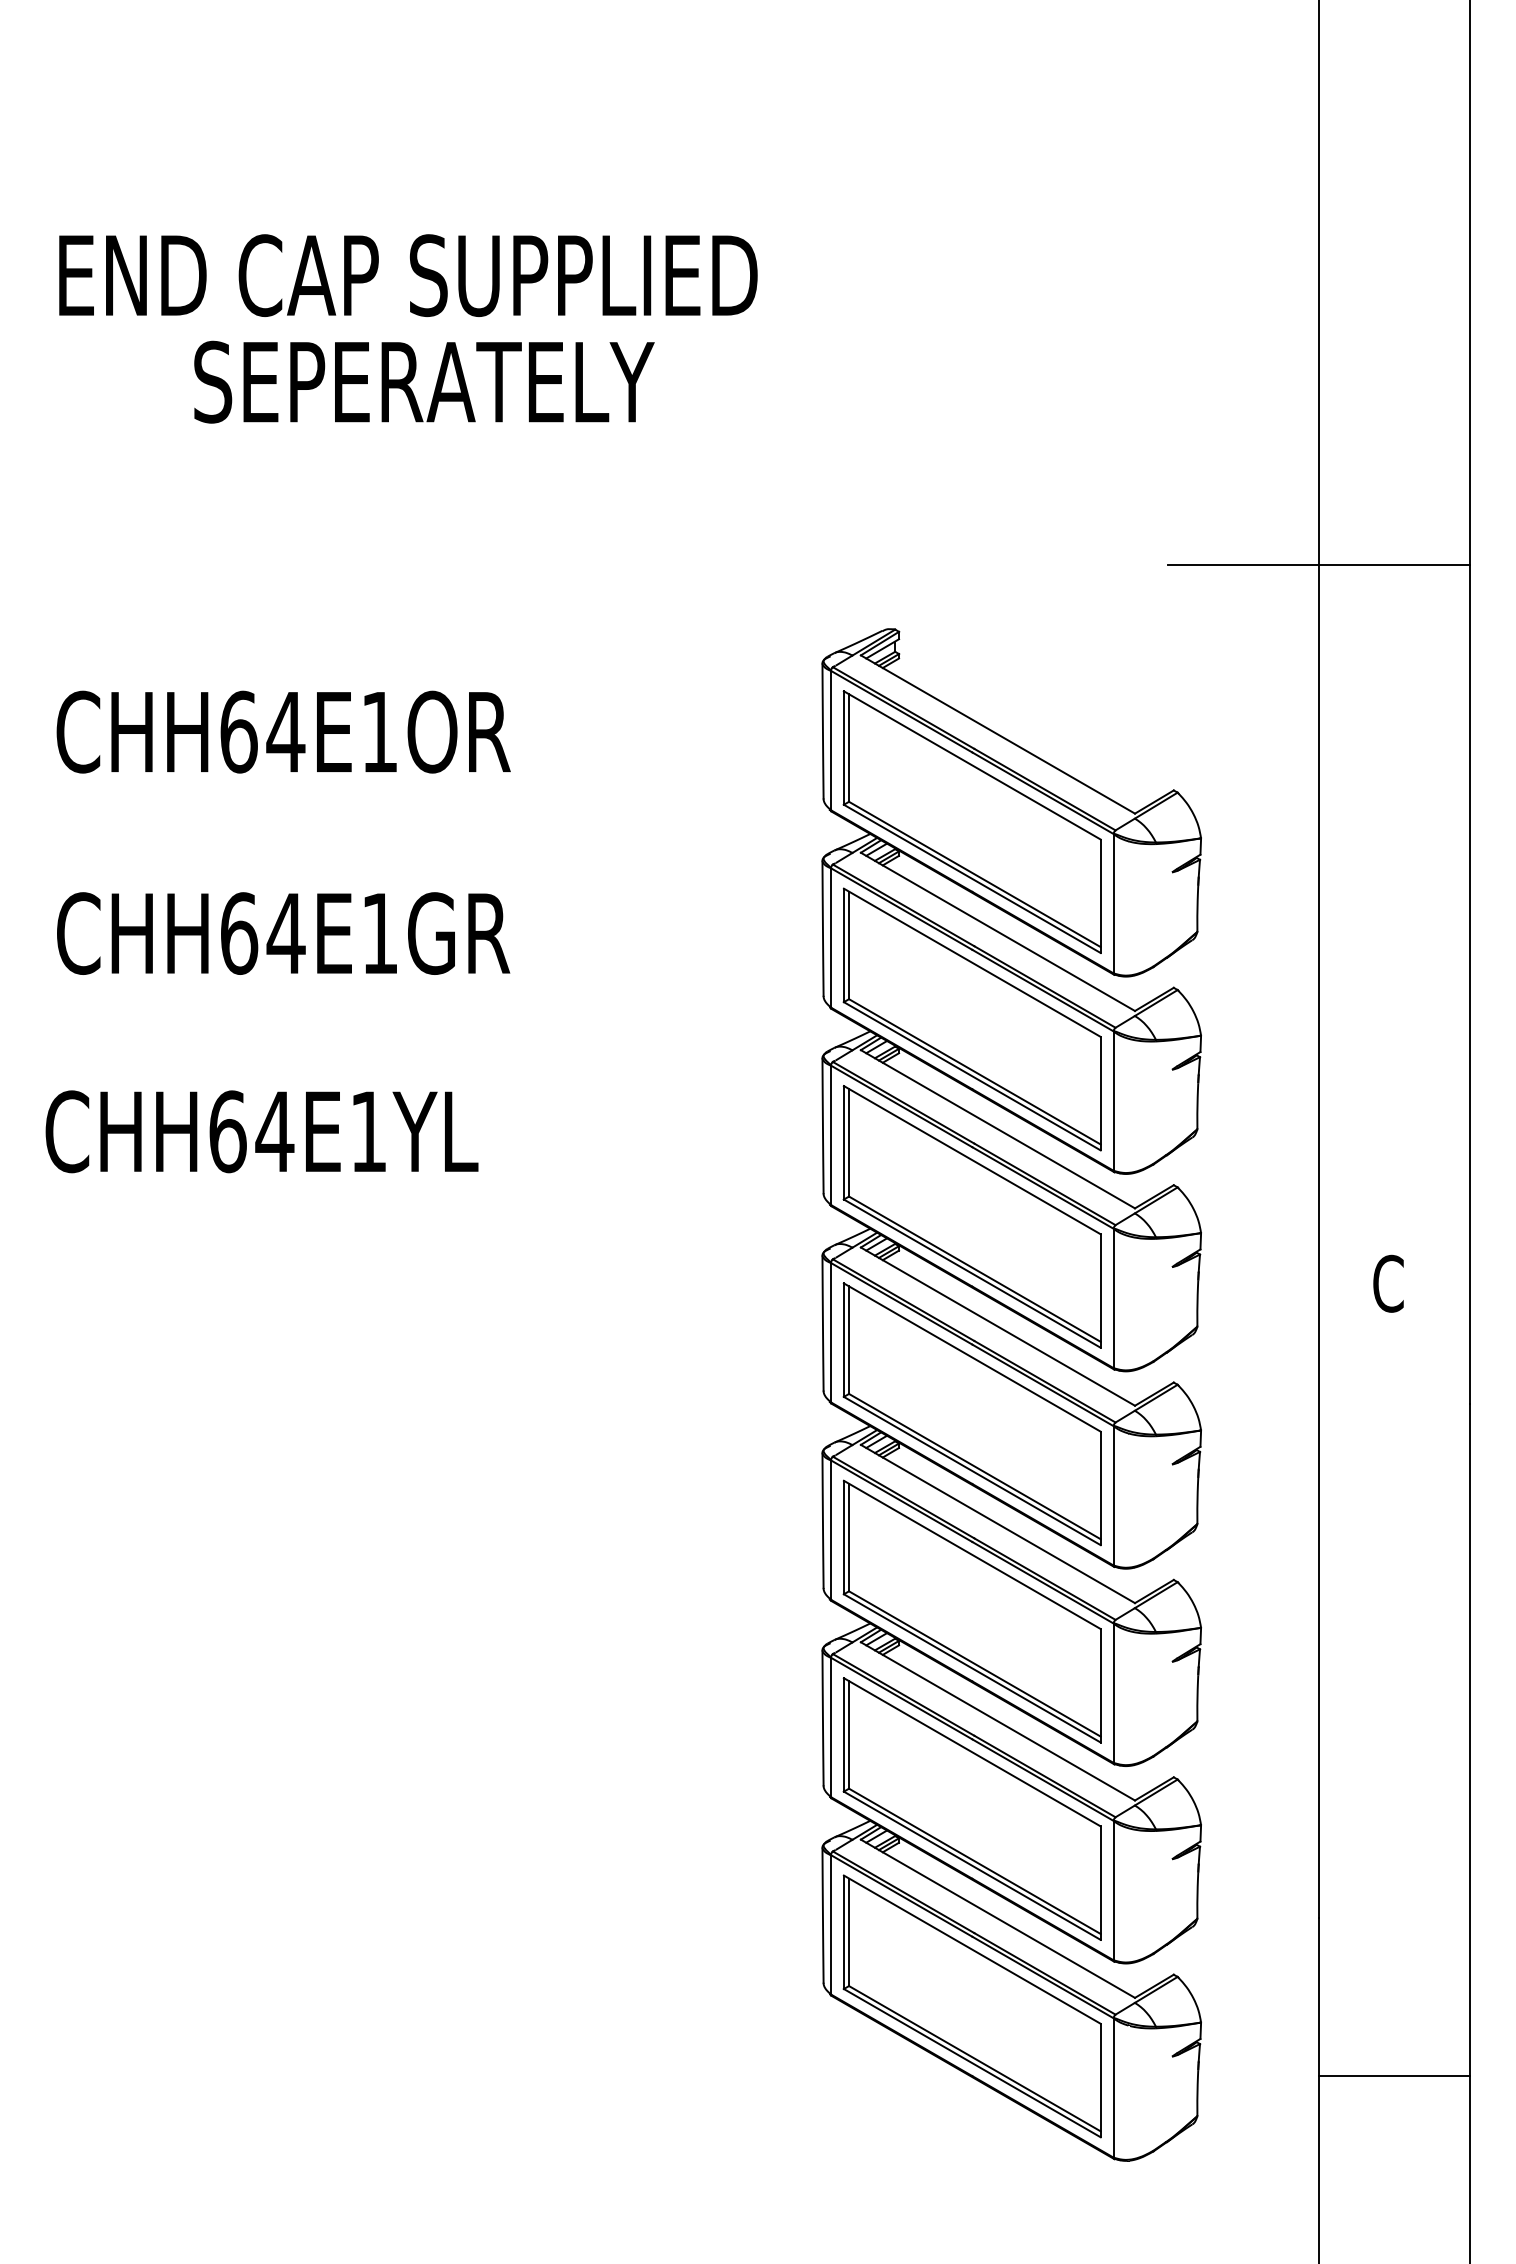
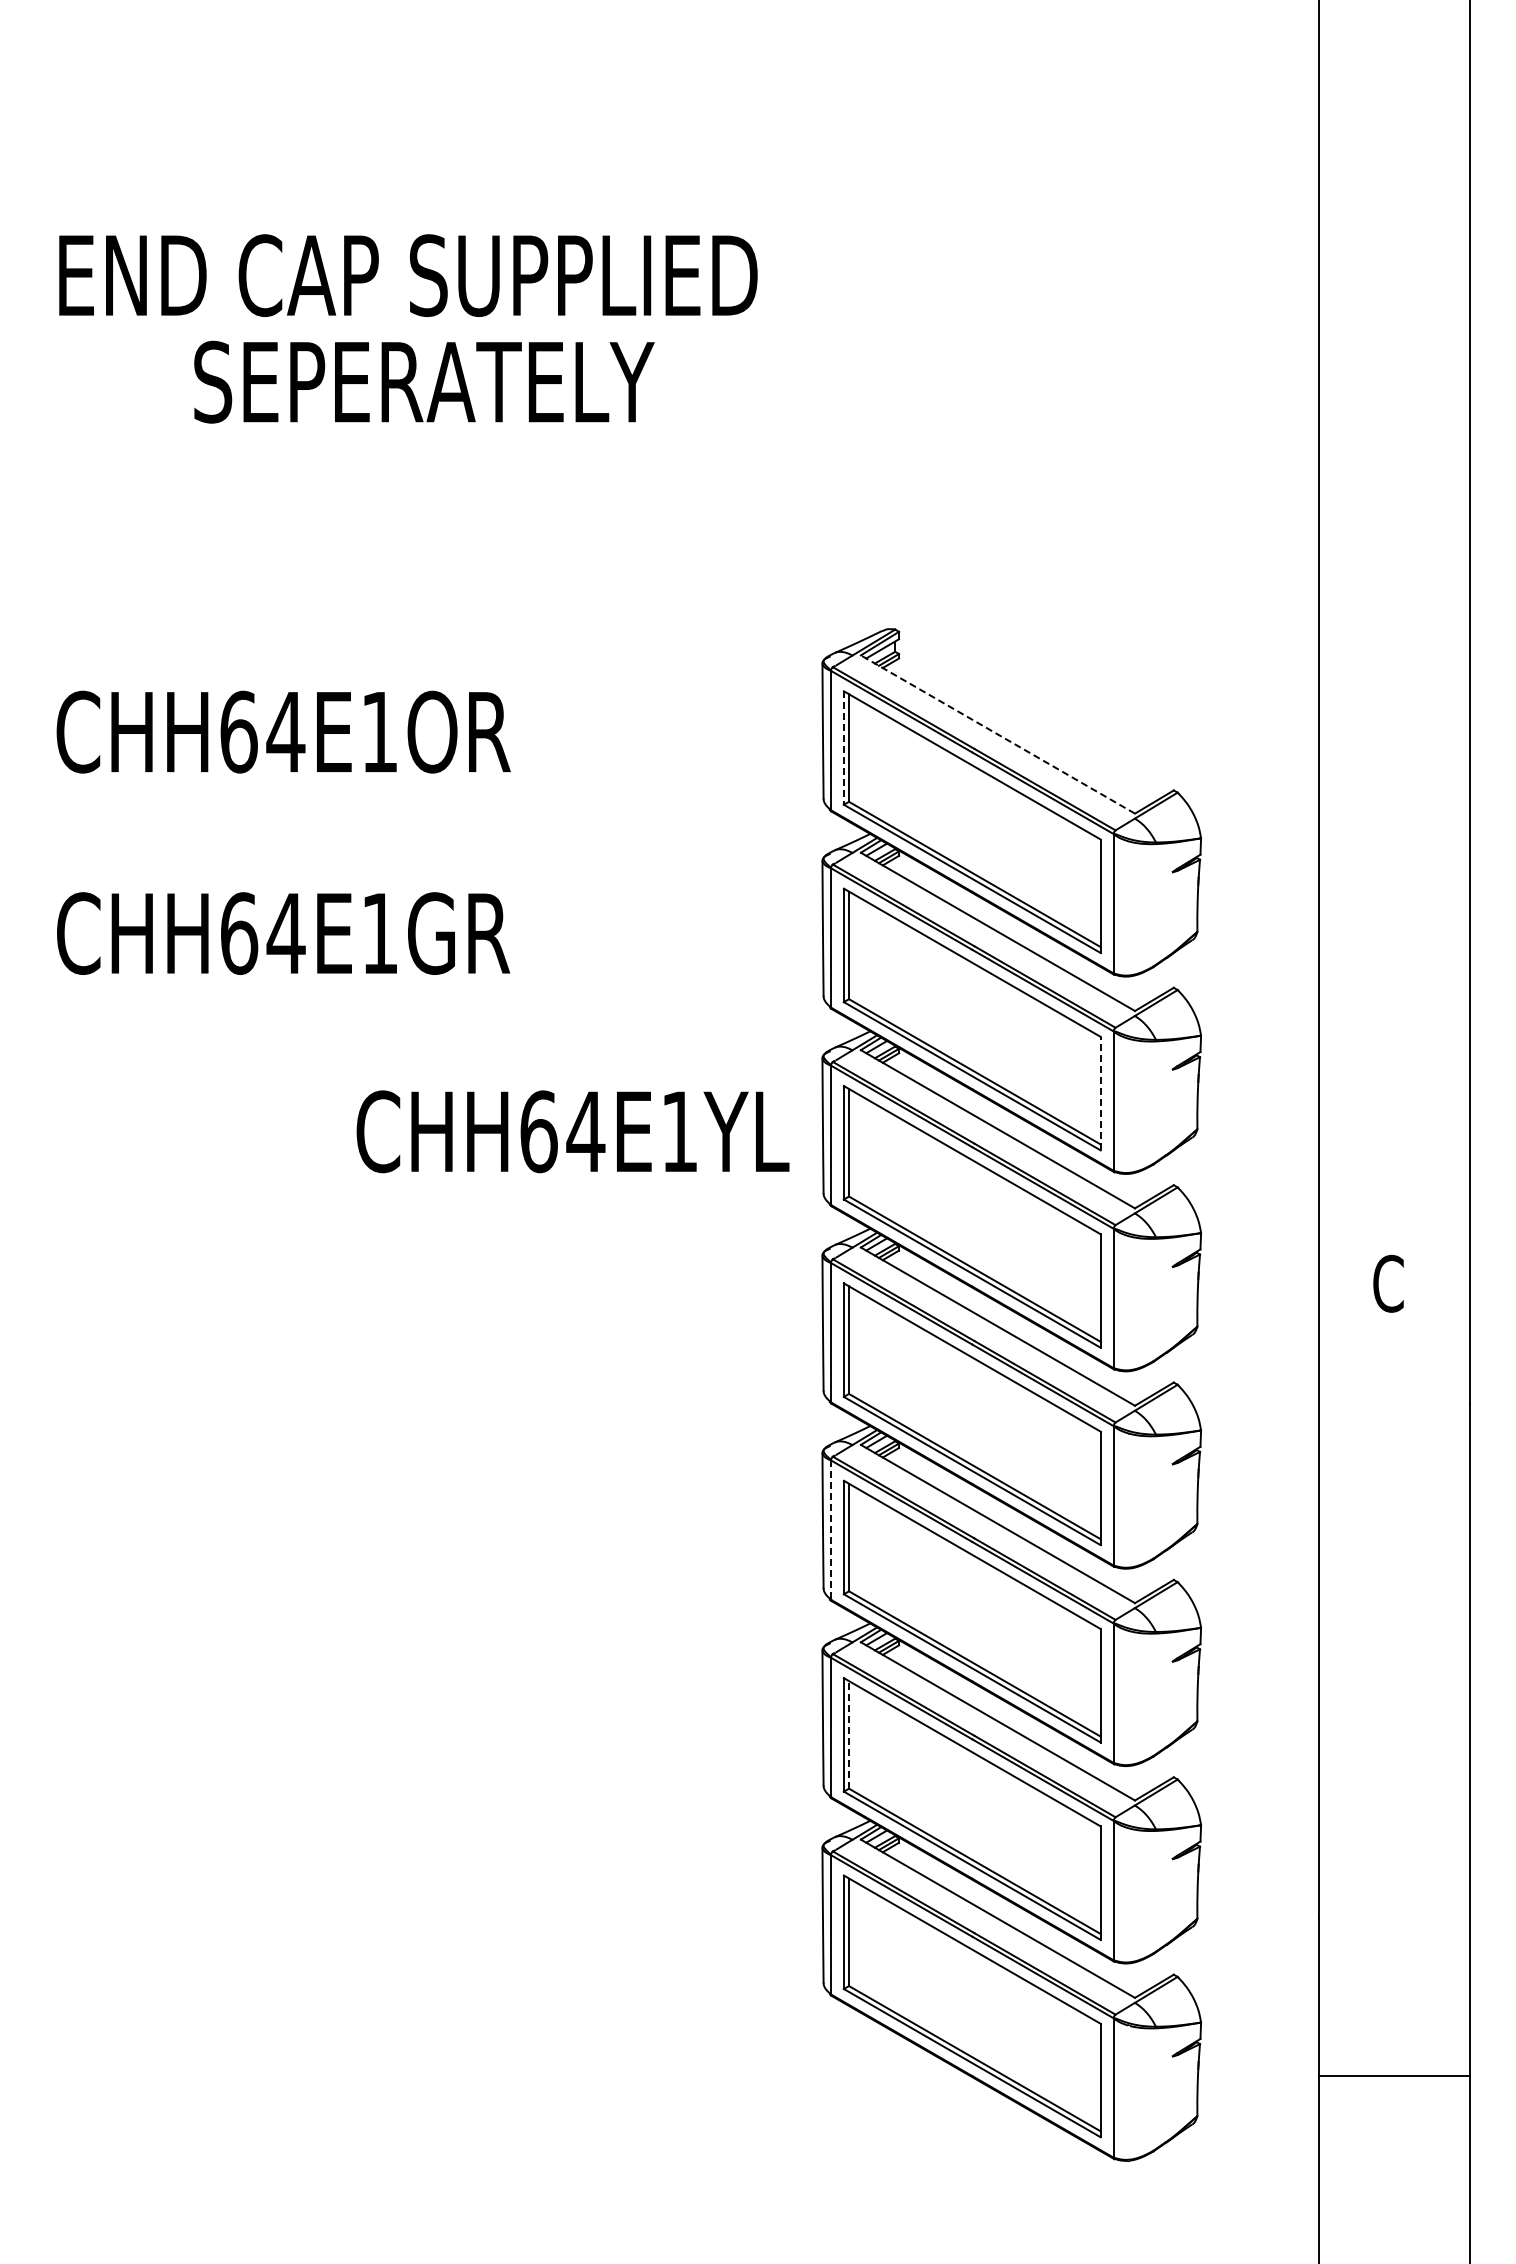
line: present -> none (1319, 565)
line: solid -> dashed (997, 734)
line: solid -> dashed (843, 748)
line: solid -> dashed (1100, 1093)
text position: (261, 1131) -> (572, 1131) (572, 1131)
line: solid -> dashed (831, 1530)
line: solid -> dashed (849, 1734)
